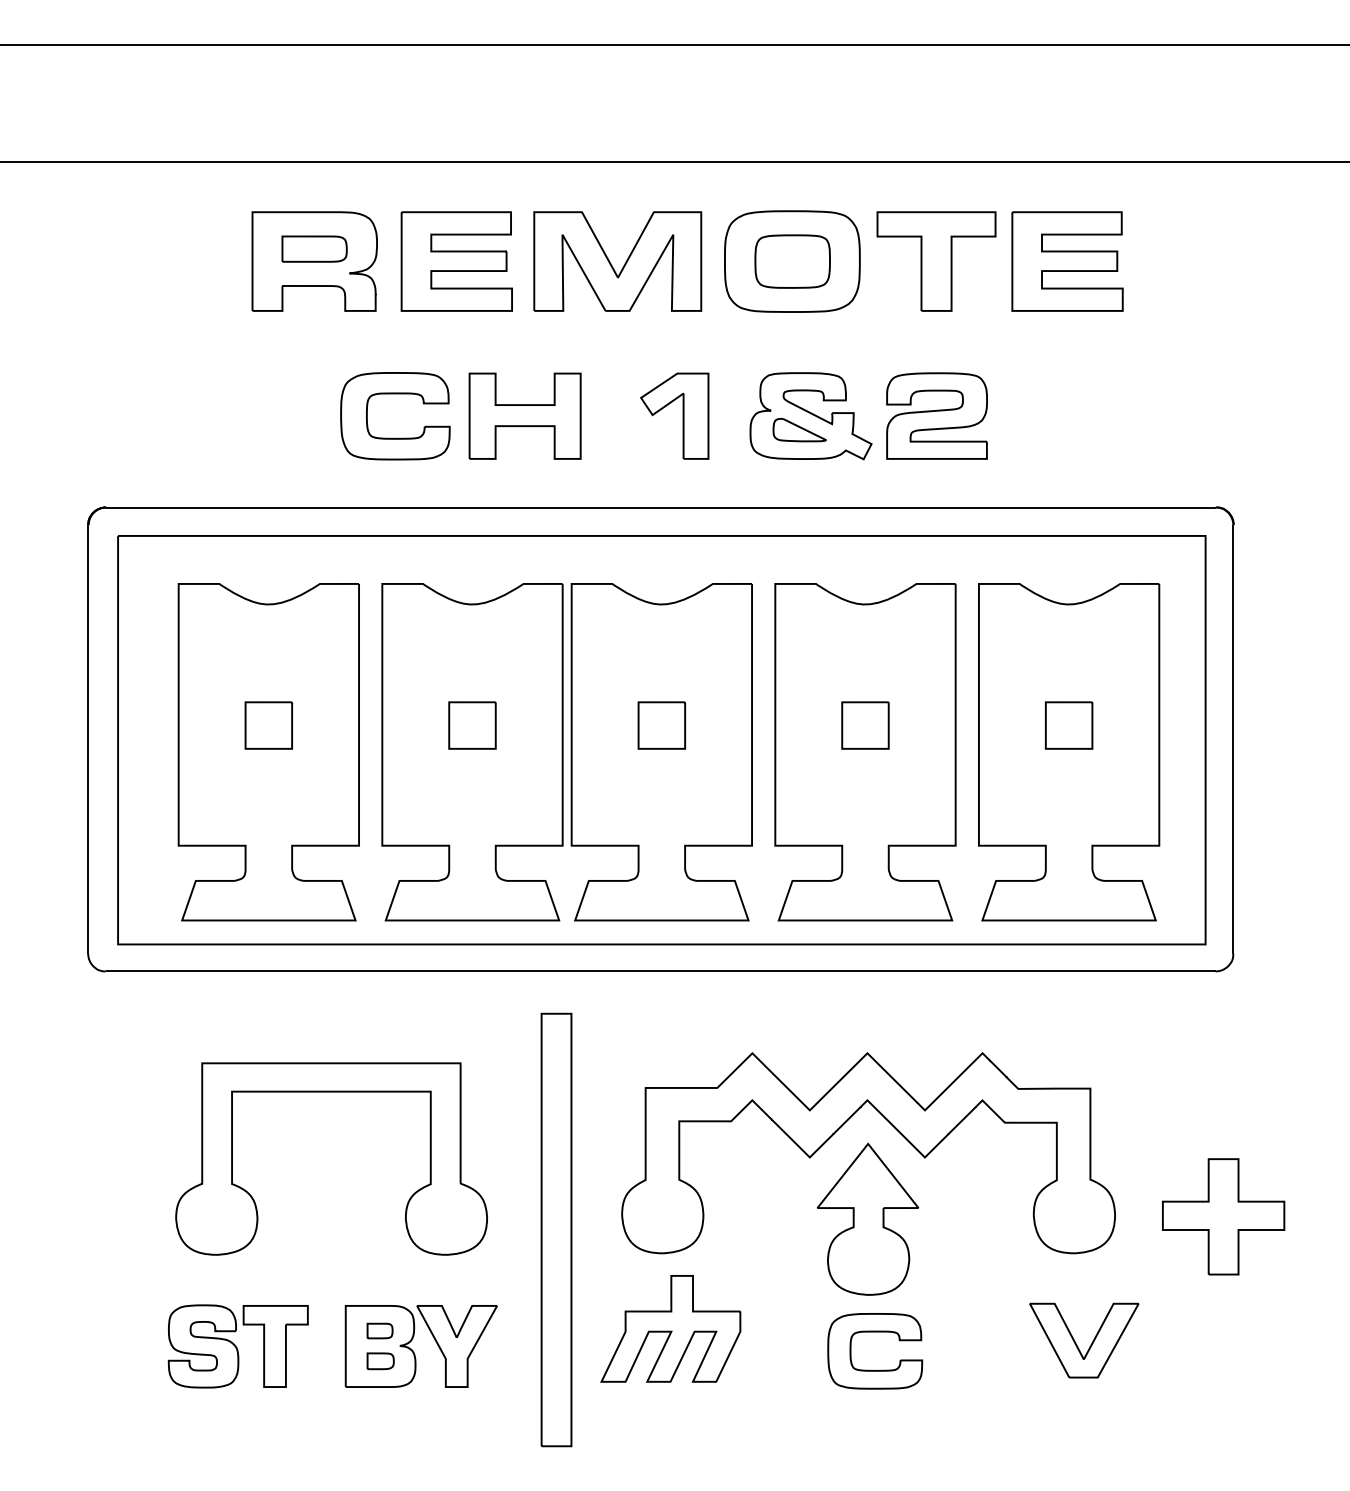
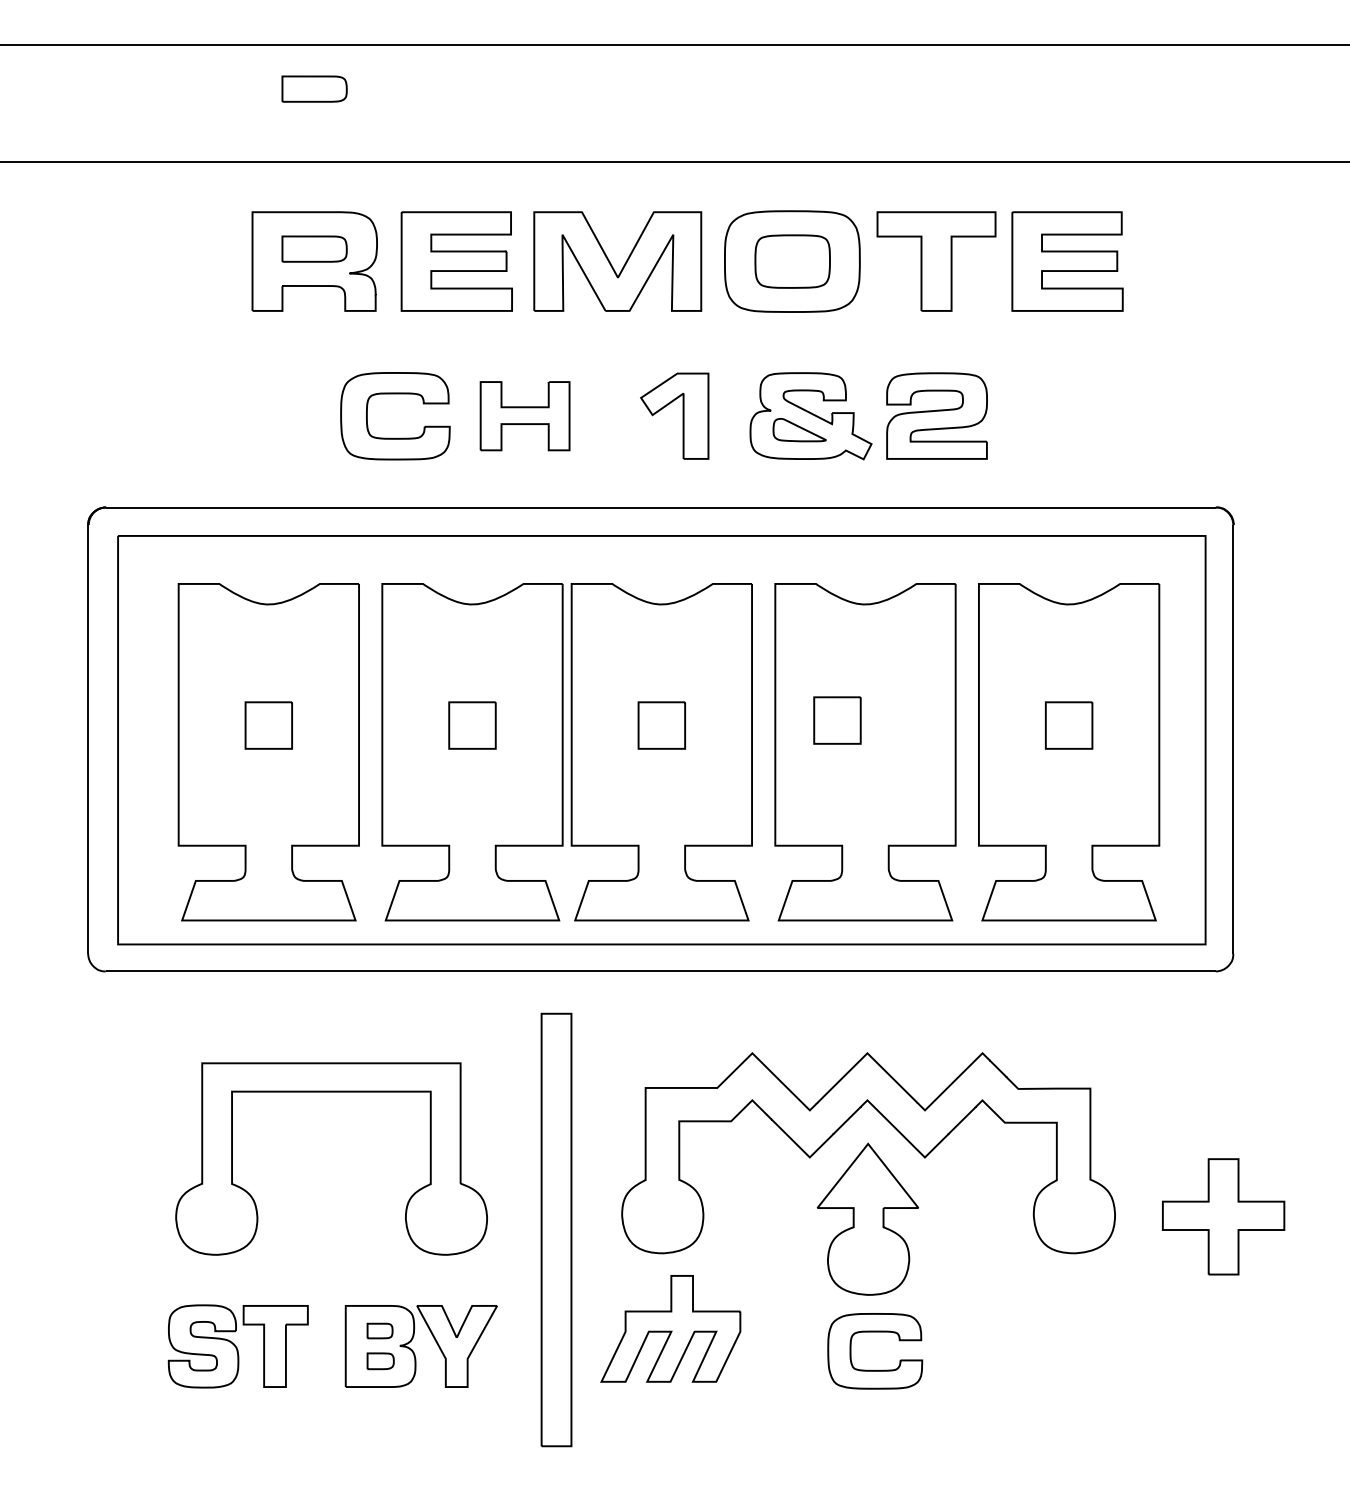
part: none -> present (314, 88)
part size: 114x88 px -> 92x71 px (524, 416)
part position: (865, 725) -> (837, 720) (837, 720)
part: present -> none (1090, 1344)
